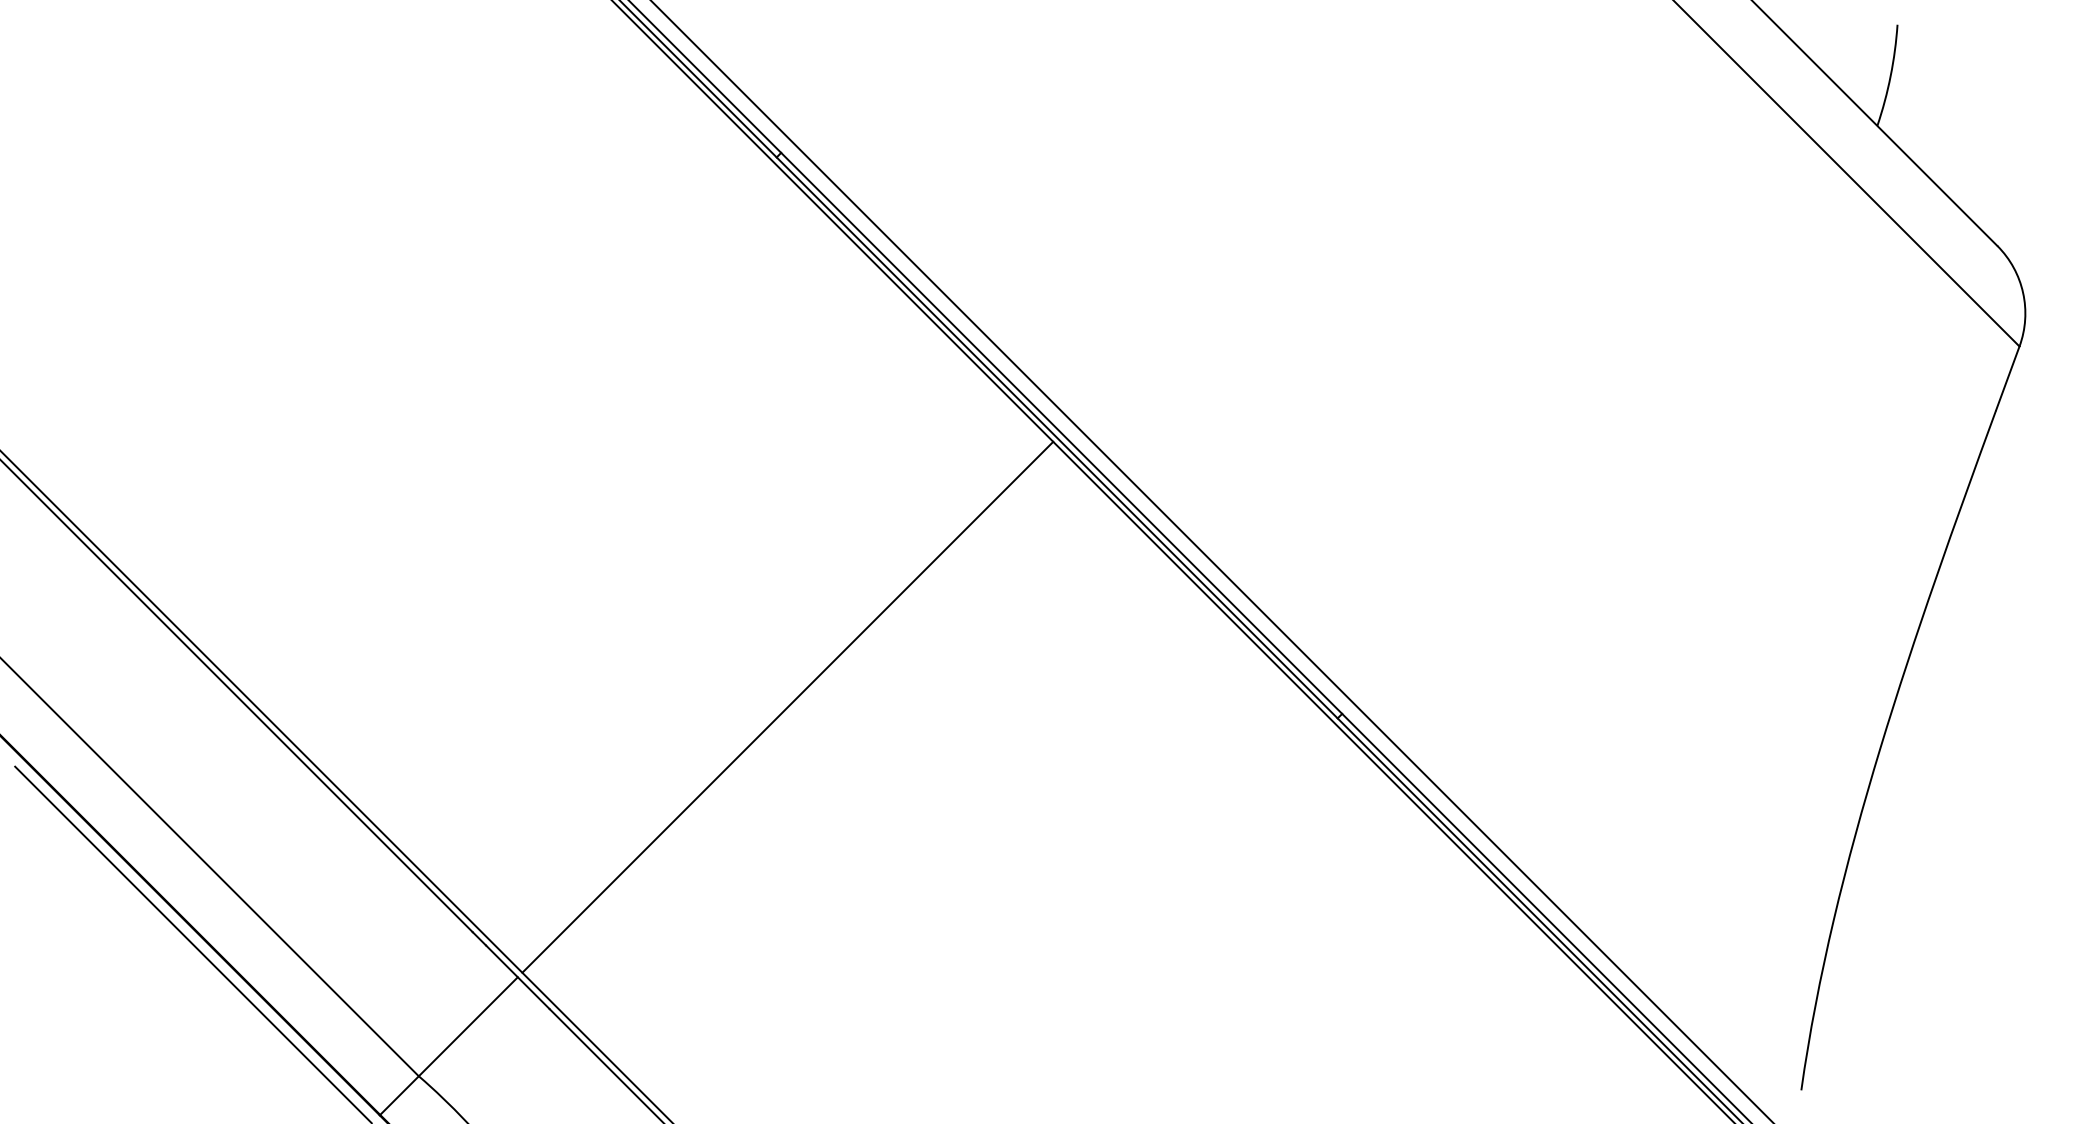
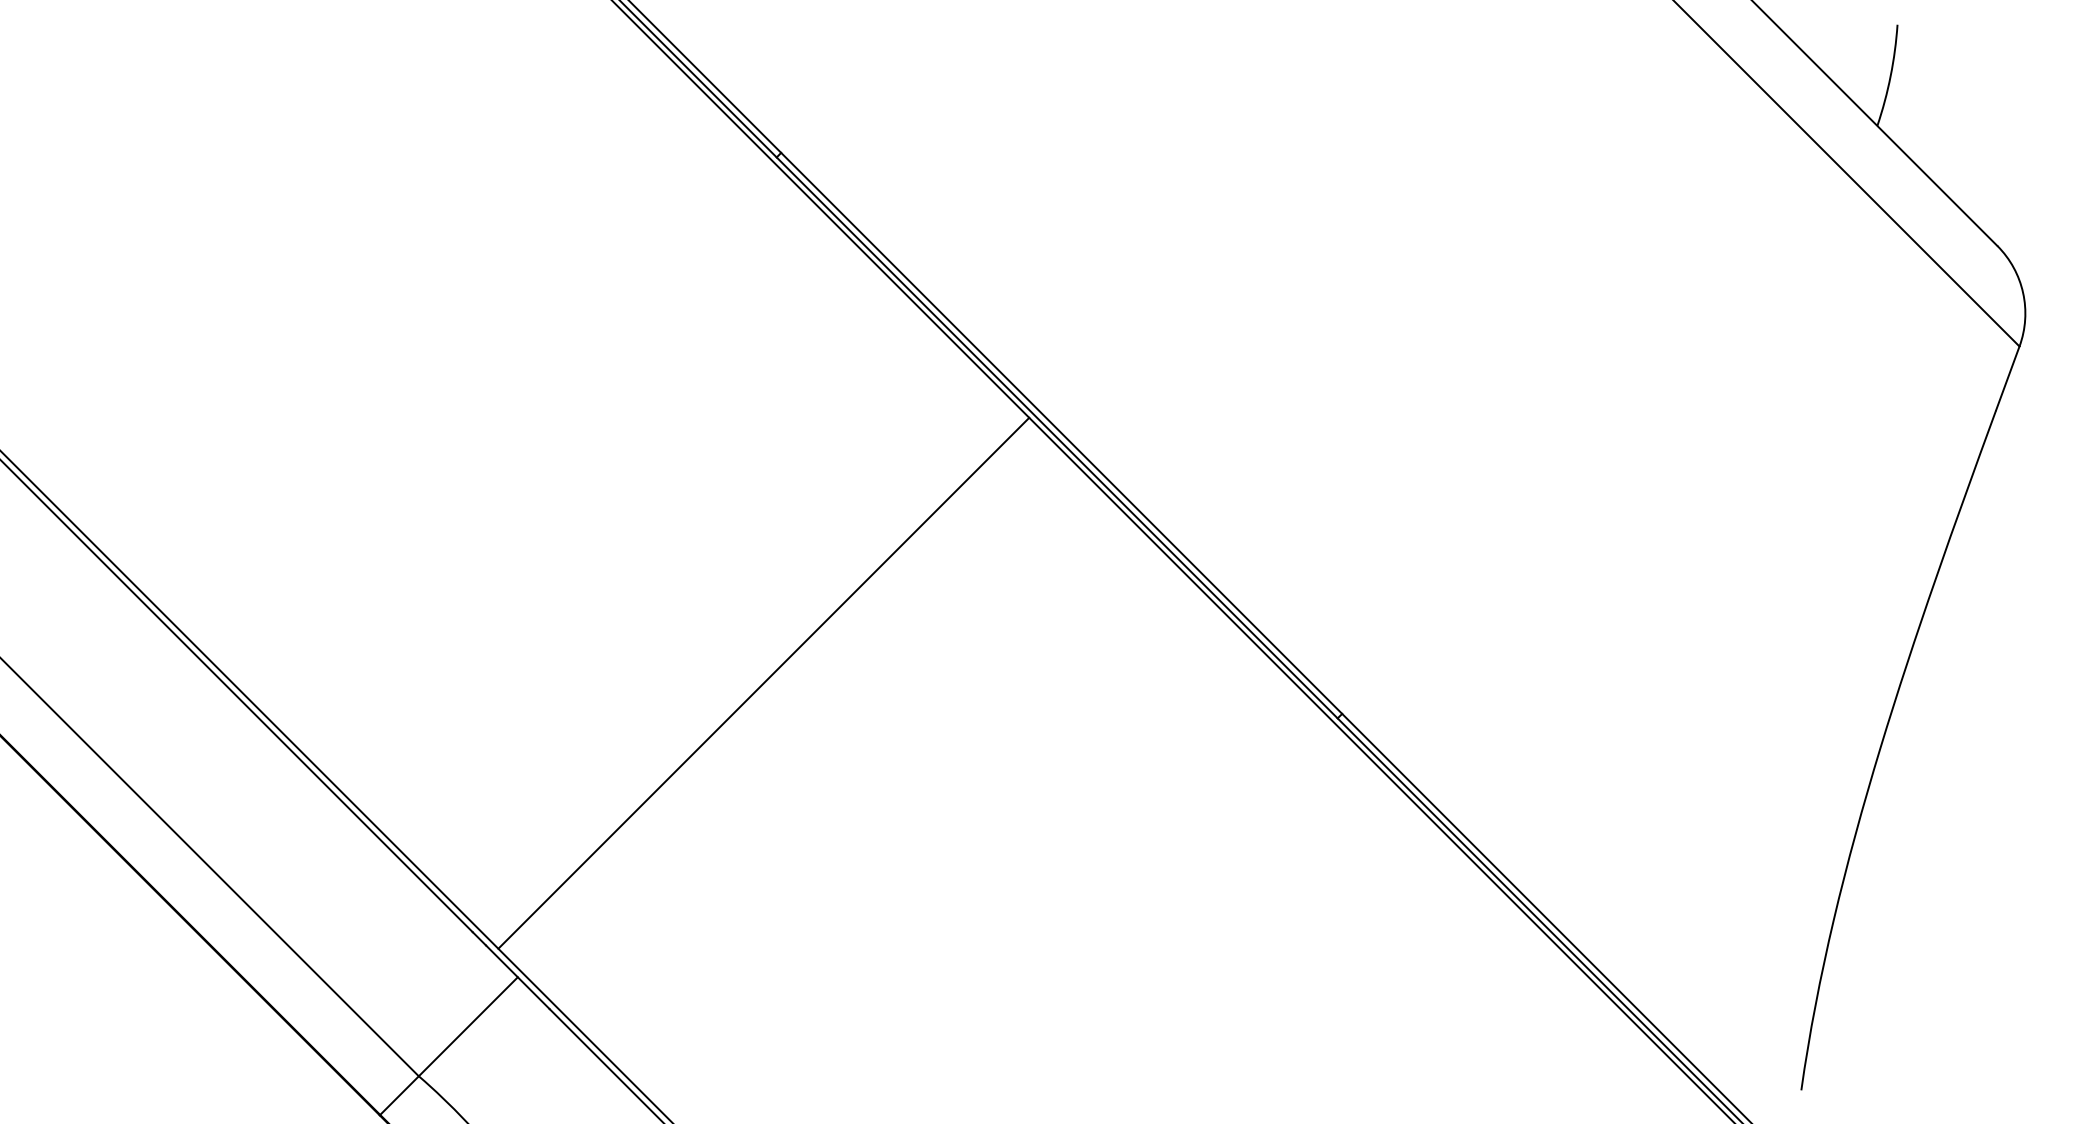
line: present -> none (1211, 561)
line position: (787, 706) -> (763, 682) (763, 682)
line: present -> none (191, 943)
